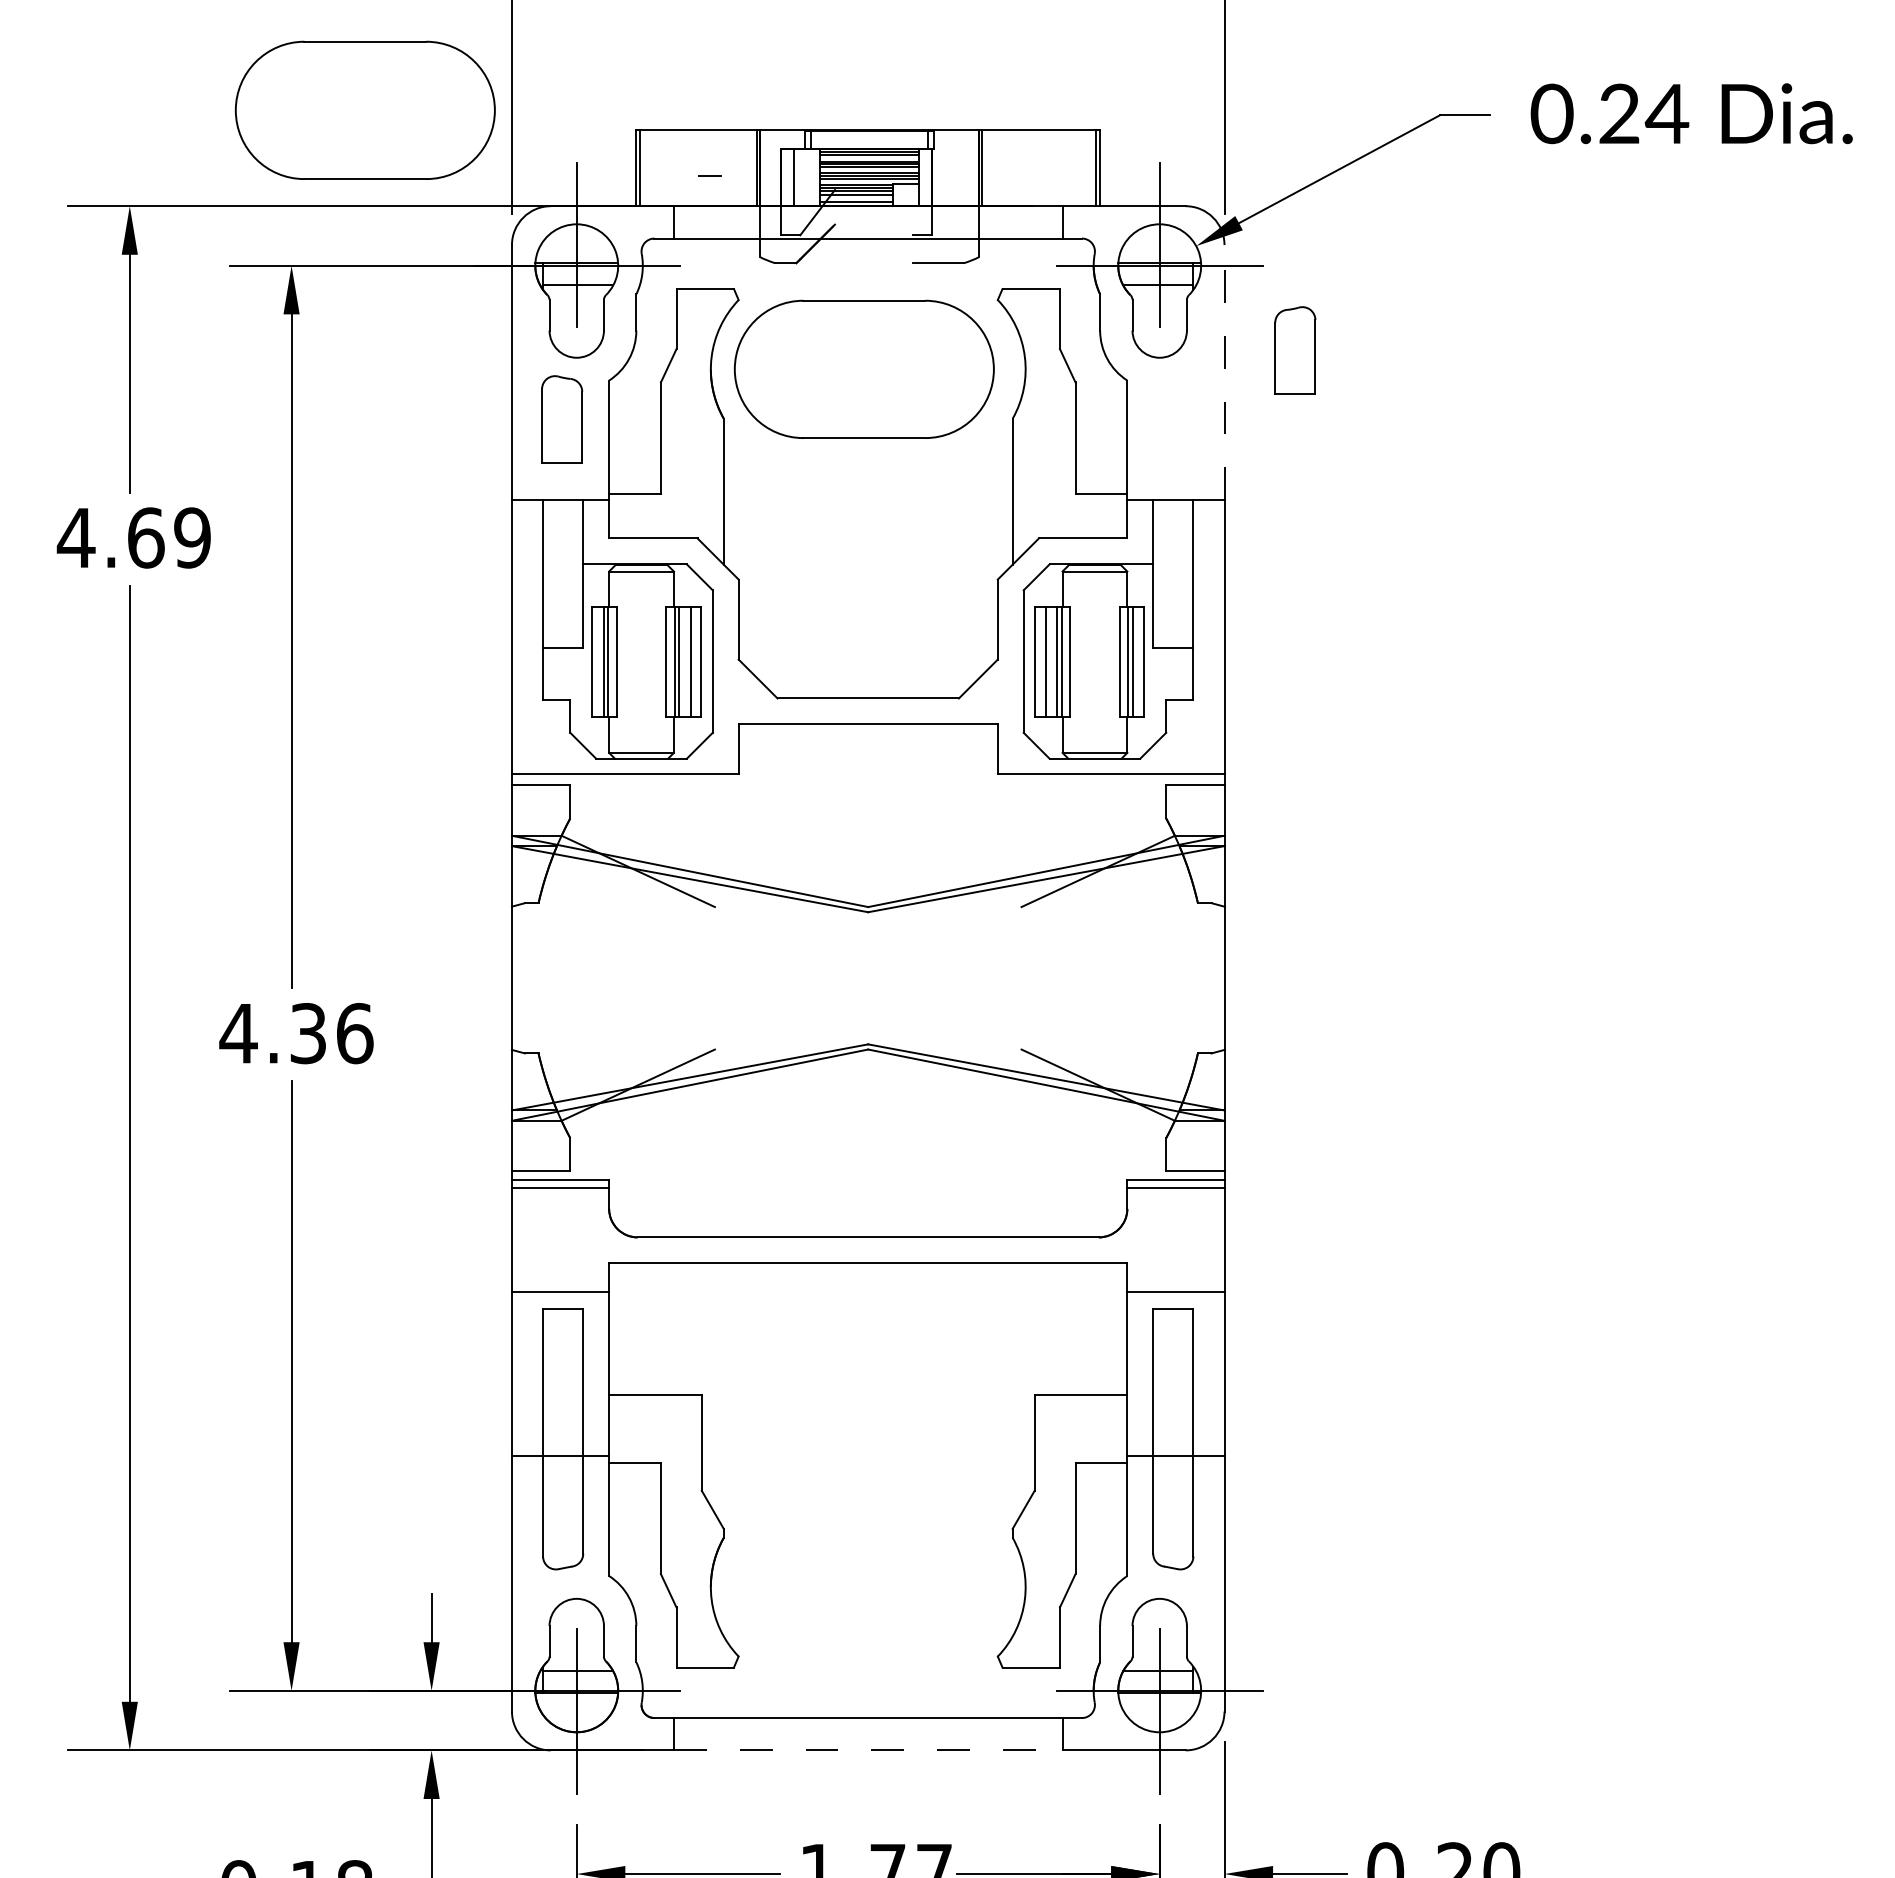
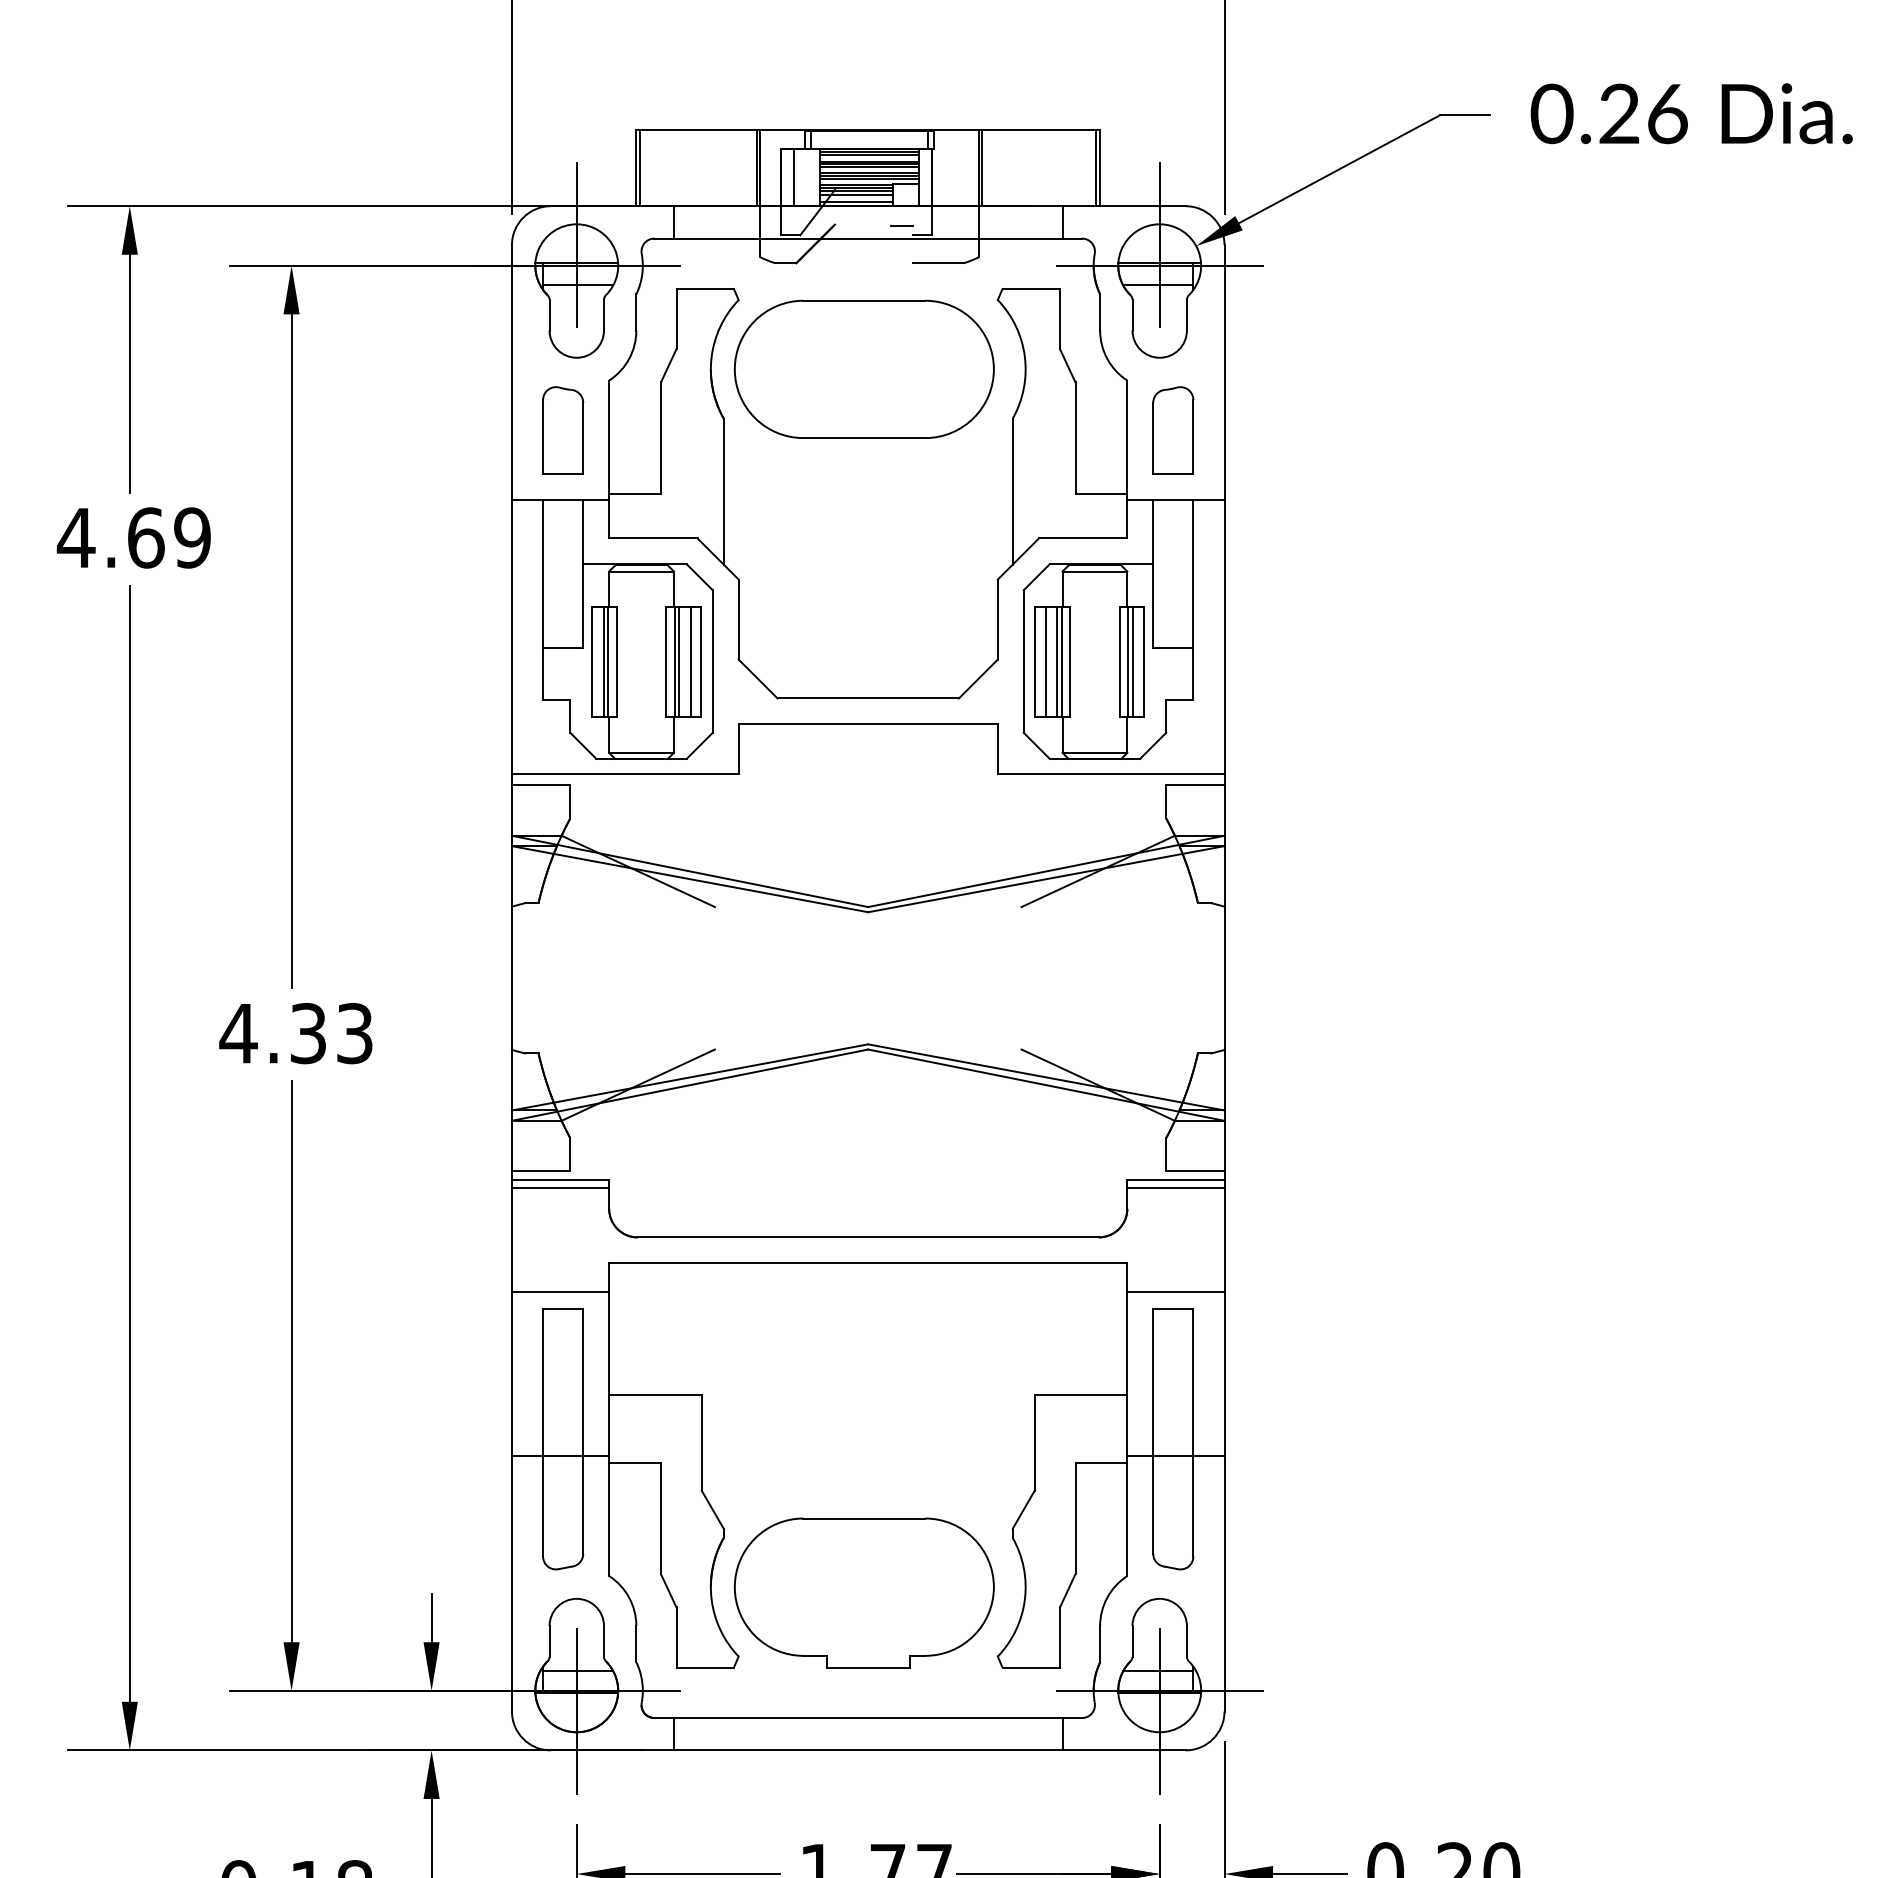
part: present -> none (364, 109)
text: 0.24 -> 0.26 (1666, 114)
line position: (709, 175) -> (901, 225) (901, 225)
part position: (1295, 350) -> (1173, 430) (1173, 430)
line: dashed -> solid (1224, 372)
part position: (562, 419) -> (563, 430) (563, 430)
text: 4.36 -> 4.33 (355, 1033)
part: none -> present (863, 1592)
line: dashed -> solid (868, 1750)
